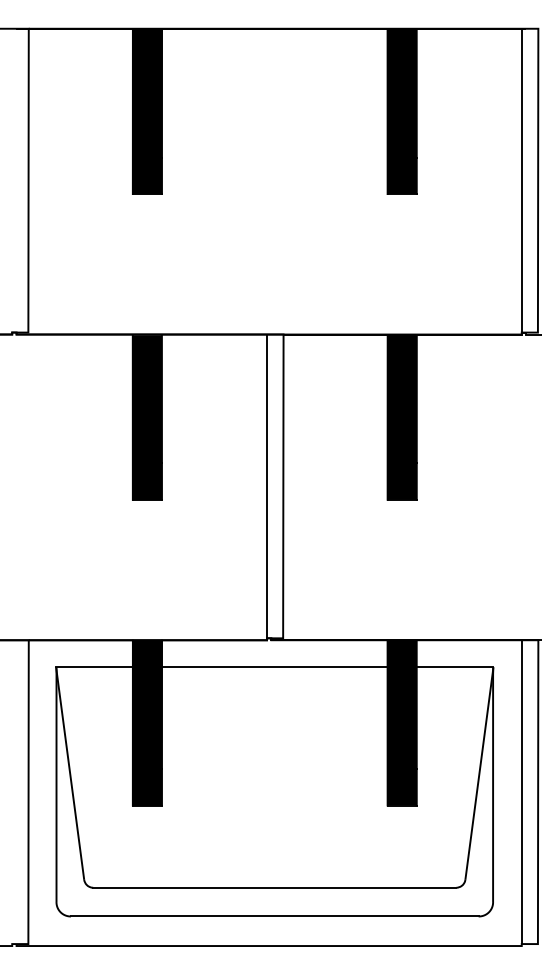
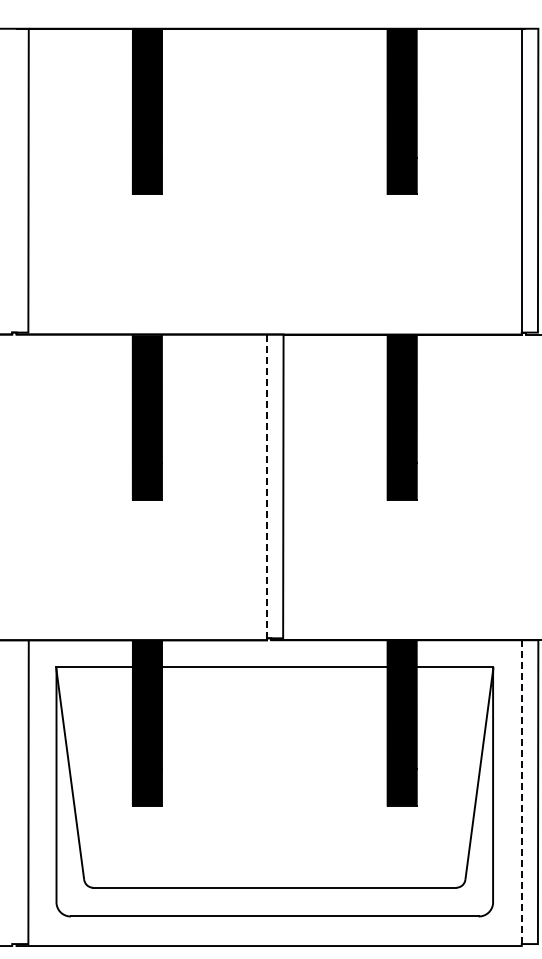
line: solid -> dashed (267, 486)
line: solid -> dashed (522, 792)
